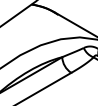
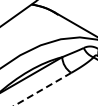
line: solid -> dashed (43, 89)
